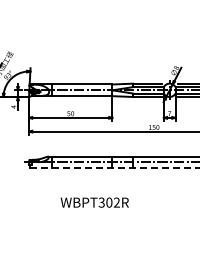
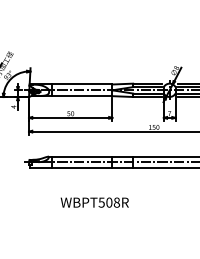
line: dashed -> solid (114, 168)
text: WBPT302R -> WBPT508R (109, 202)
